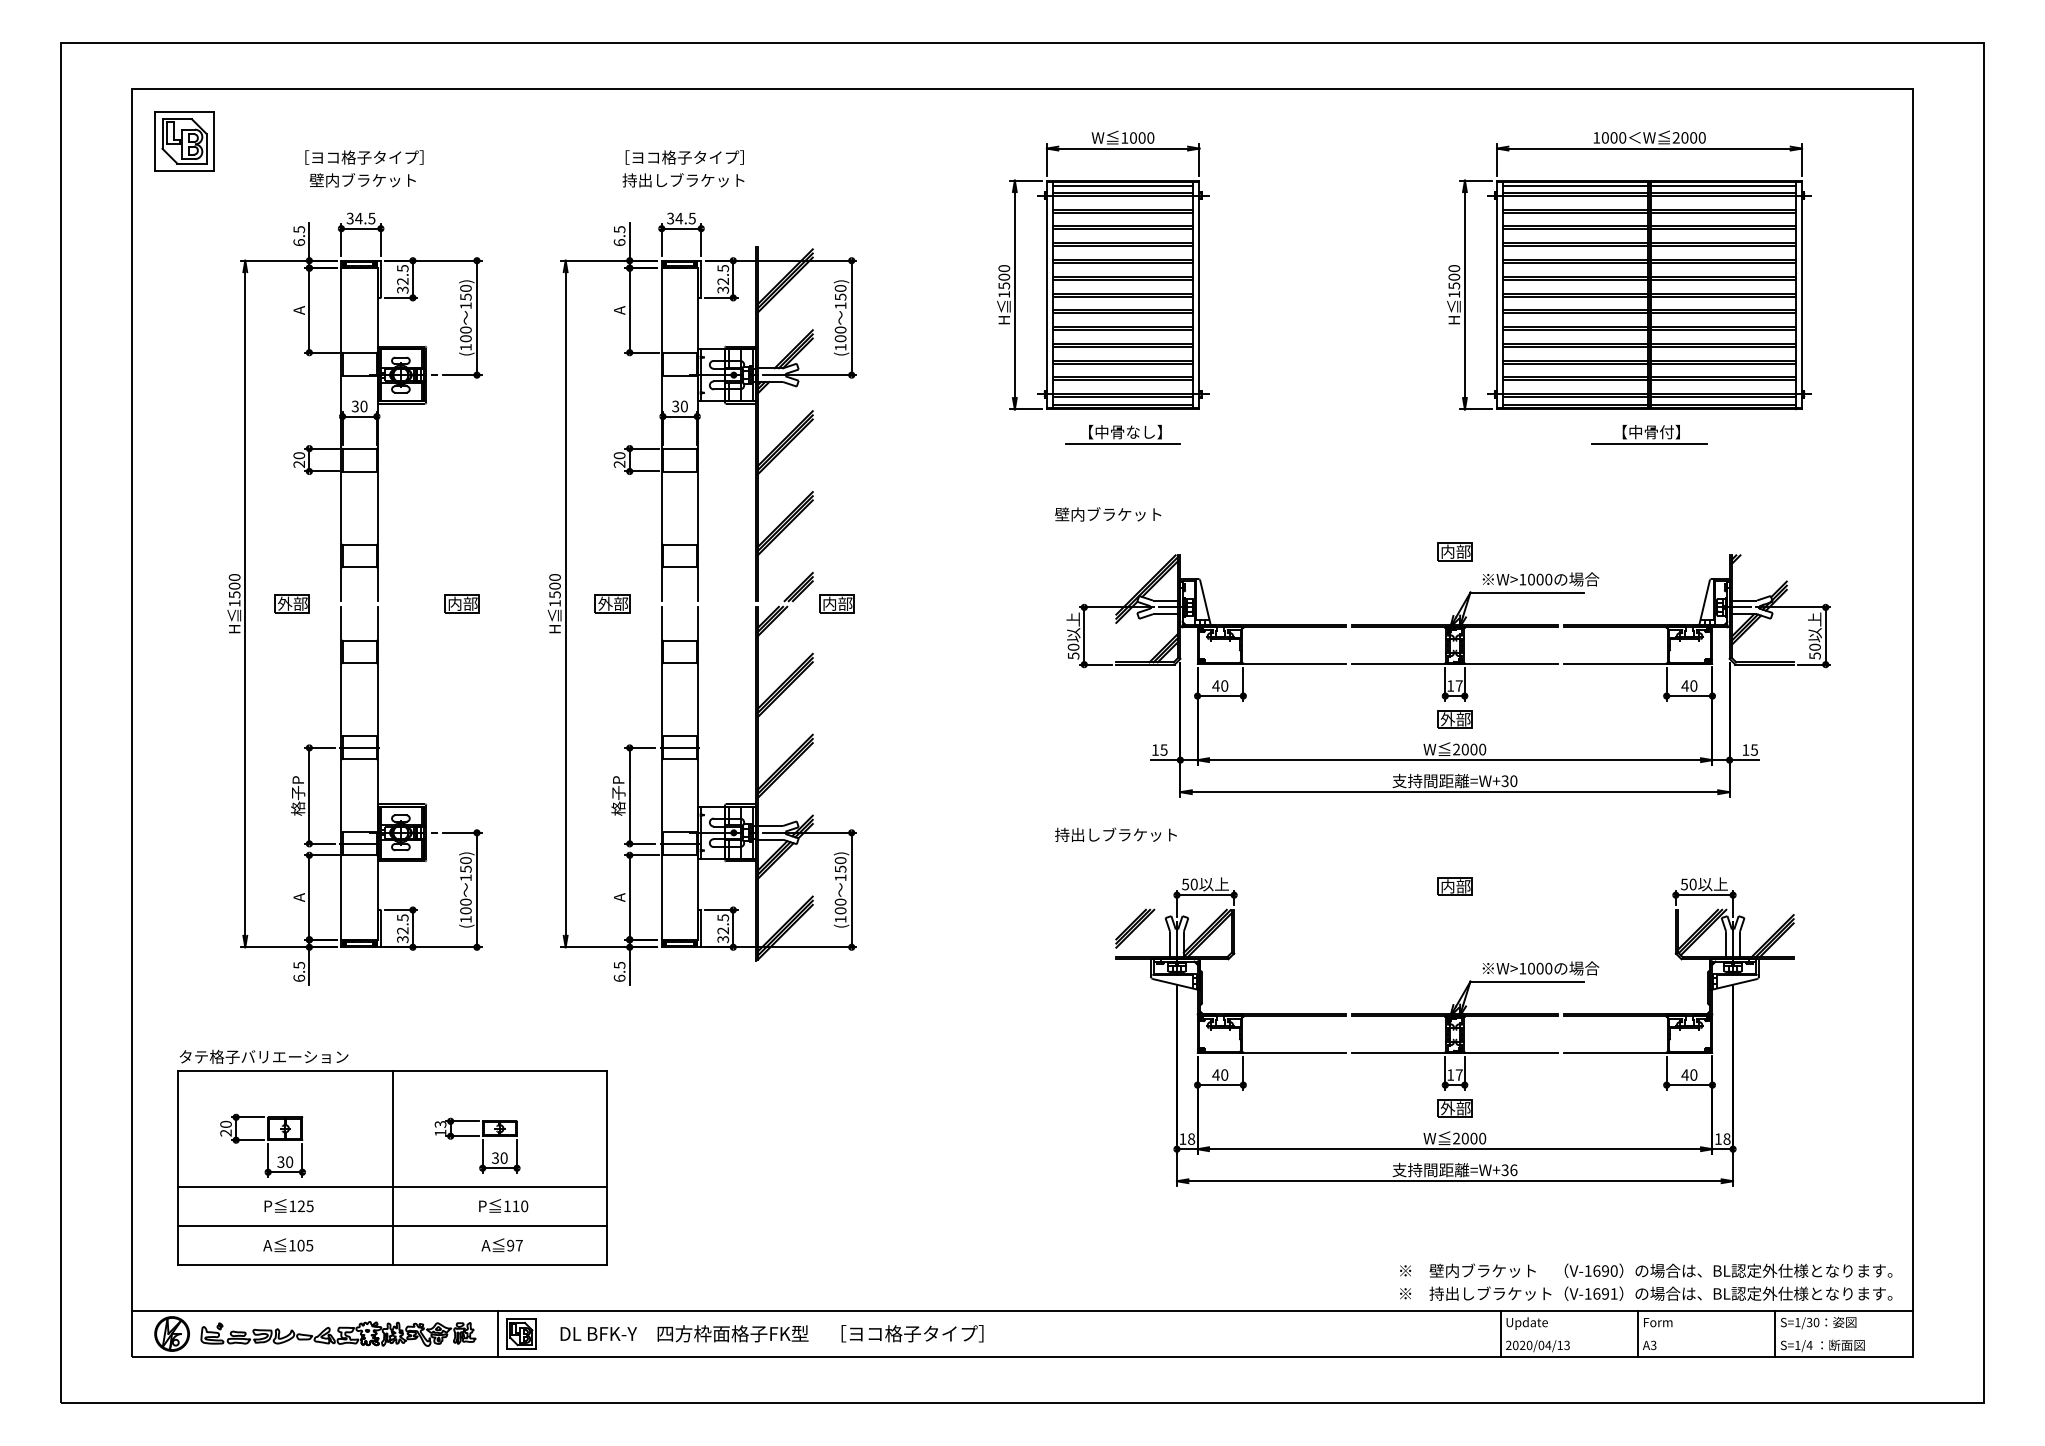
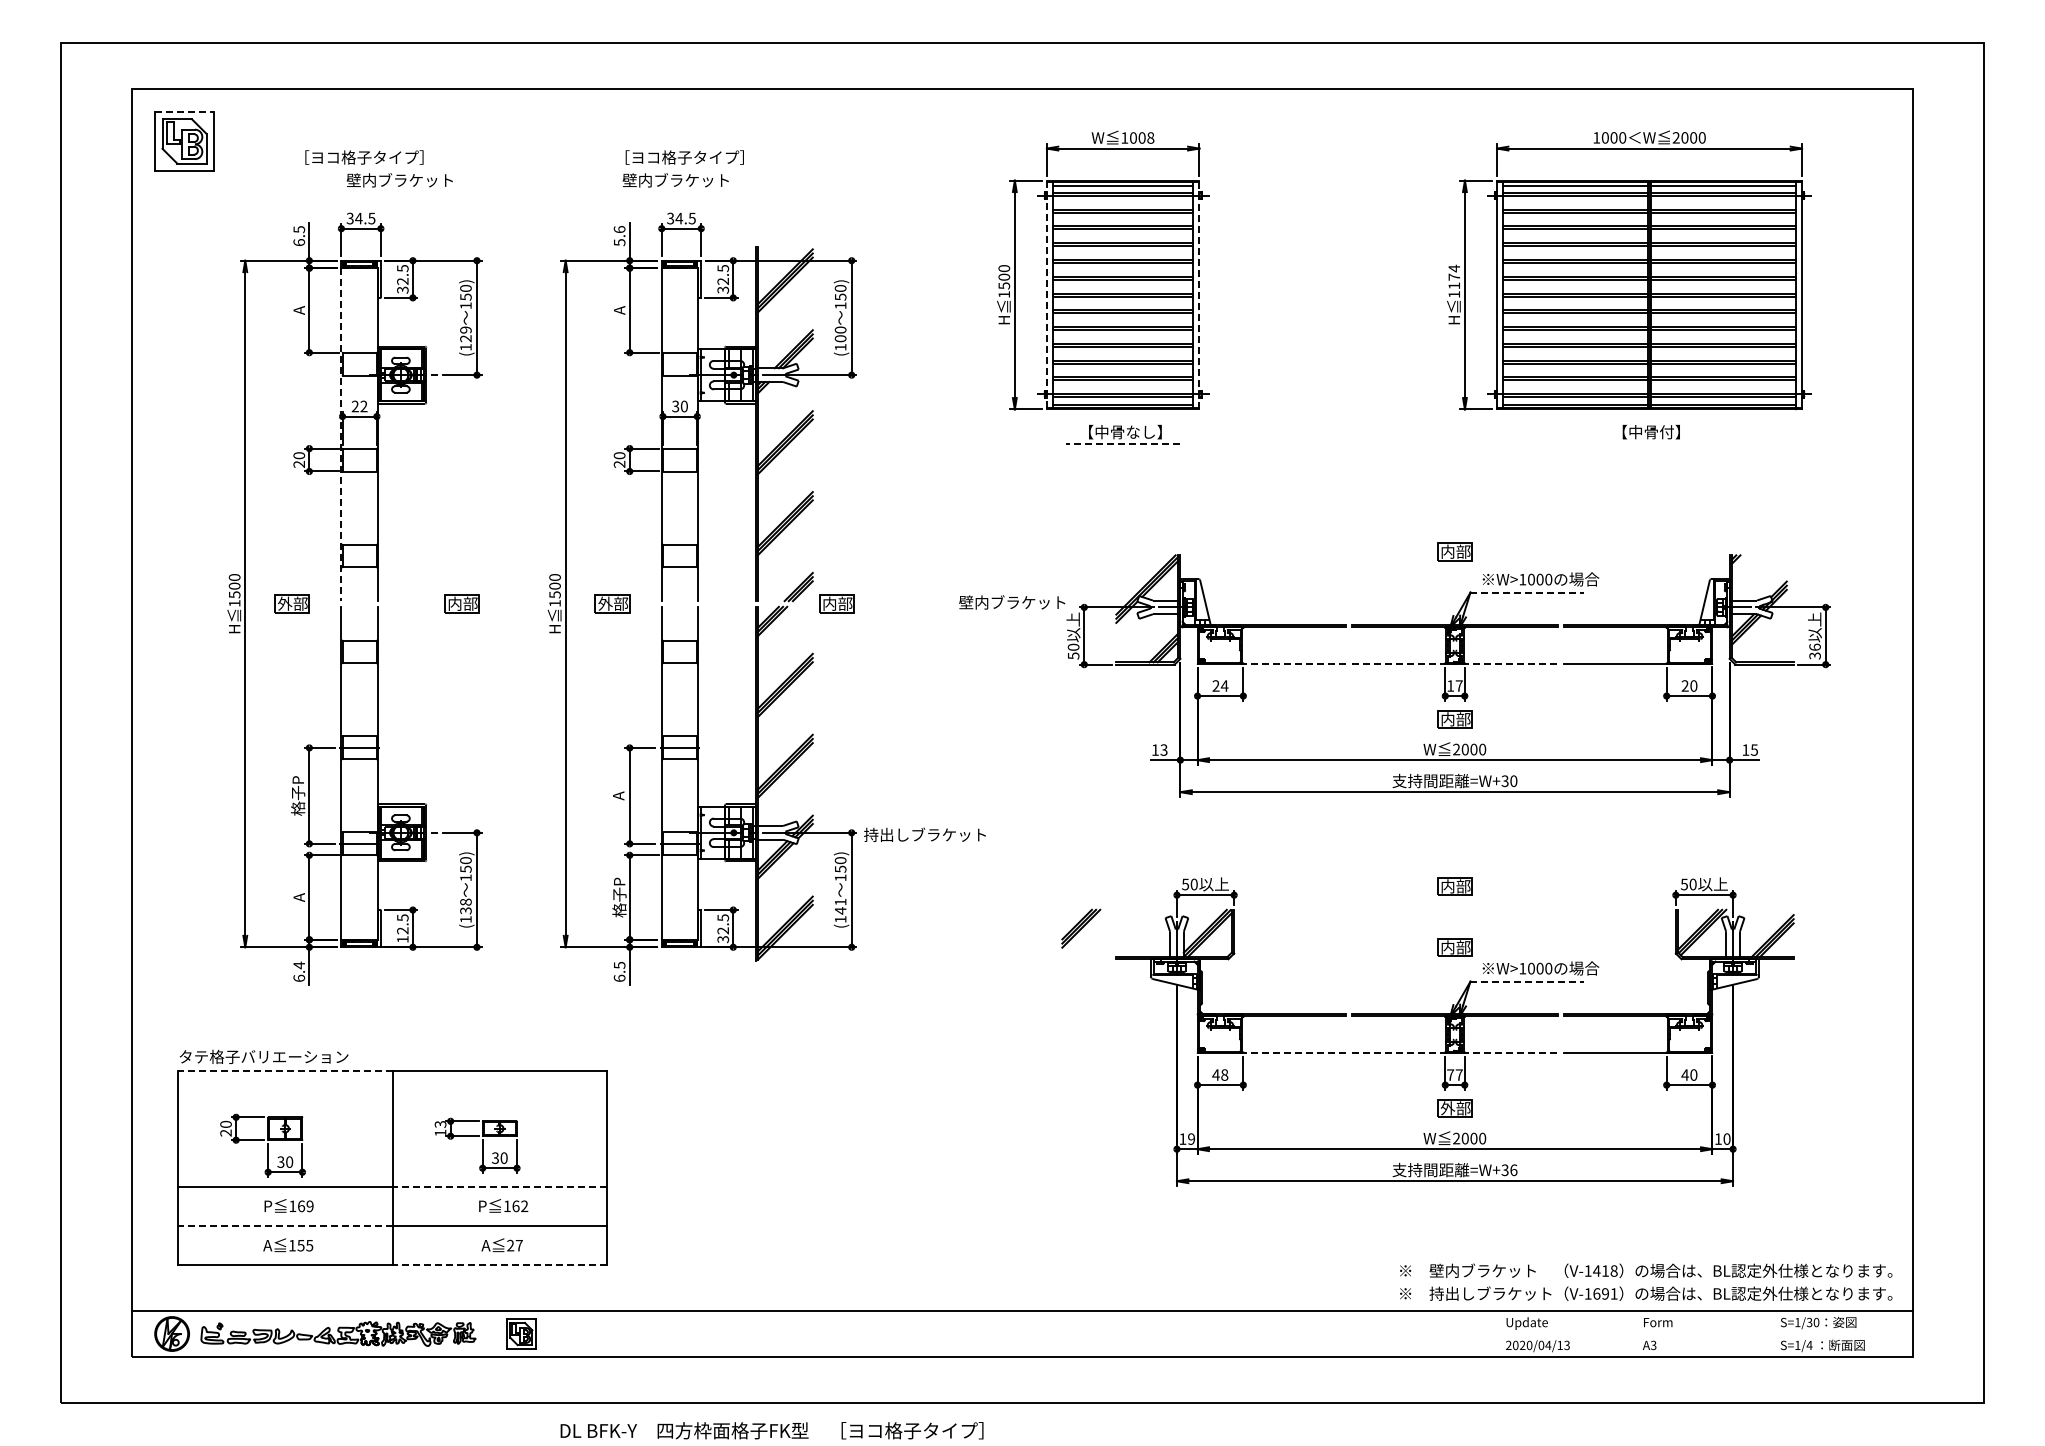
line: solid -> dashed (185, 111)
text: 1000 -> 1008 (1150, 137)
text position: (362, 180) -> (399, 180) (399, 180)
text: 持出しブラケット -> 壁内ブラケット (683, 180)
text: 6.5 -> 5.6 (619, 236)
text: 1500 -> 1174 (1454, 276)
line: solid -> dashed (1199, 294)
line: solid -> dashed (1046, 295)
text: (100 -> (129 (465, 334)
text: 30 -> 22 (359, 406)
line: solid -> dashed (341, 435)
line: solid -> dashed (1122, 443)
line: present -> none (1649, 443)
text position: (1108, 514) -> (1012, 602) (1012, 602)
line: solid -> dashed (1527, 592)
text: 50 -> 36 (1814, 651)
line: solid -> dashed (1293, 664)
line: solid -> dashed (1455, 664)
text: 40 -> 24 (1220, 685)
text: 40 -> 20 (1684, 685)
text: 外部 -> 内部 (1447, 719)
text: 15 -> 13 (1163, 749)
text: 格子P -> A (618, 795)
text position: (1115, 834) -> (924, 834) (924, 834)
text: A -> 格子P (619, 897)
text: (100 -> (138 (465, 906)
text: (100 -> (141 (840, 906)
part position: (1135, 928) -> (1081, 928) (1081, 928)
text: 32.5 -> 12.5 (402, 939)
part: none -> present (1454, 947)
text: 6.5 -> 6.4 (299, 965)
line: solid -> dashed (1527, 981)
line: solid -> dashed (1293, 1053)
line: solid -> dashed (1455, 1053)
line: solid -> dashed (284, 1070)
text: 40 -> 48 (1224, 1074)
text: 17 -> 77 (1450, 1074)
text: 18 -> 19 (1191, 1138)
text: 18 -> 10 (1726, 1139)
line: solid -> dashed (499, 1186)
text: 125 -> 169 (305, 1206)
text: 110 -> 162 (520, 1206)
line: solid -> dashed (284, 1226)
text: 105 -> 155 (300, 1245)
text: 97 -> 27 (510, 1245)
line: solid -> dashed (499, 1265)
text: V-1690 -> V-1418 (1605, 1270)
line: present -> none (498, 1333)
text position: (771, 1333) -> (771, 1430) (771, 1430)
line: present -> none (1500, 1333)
line: present -> none (1638, 1333)
line: present -> none (1775, 1333)
